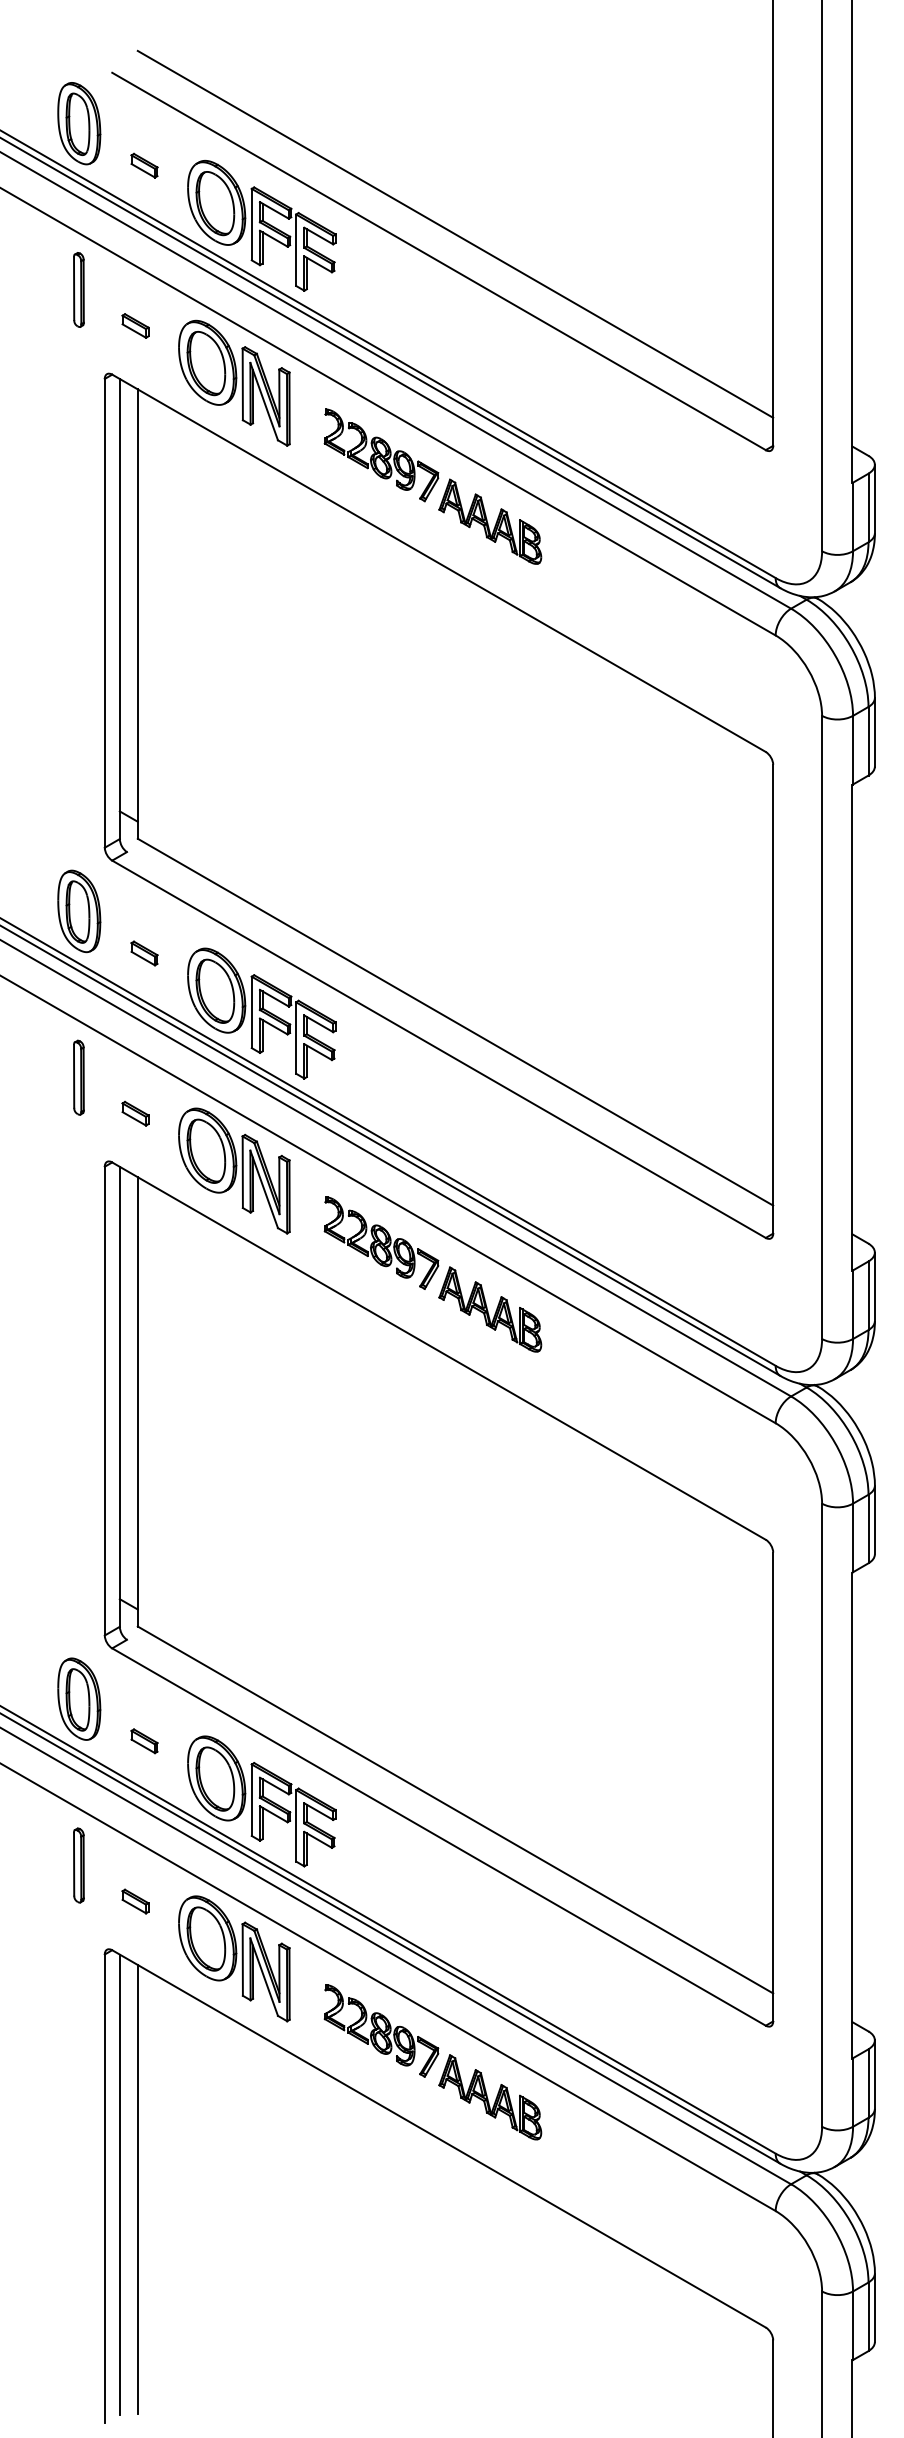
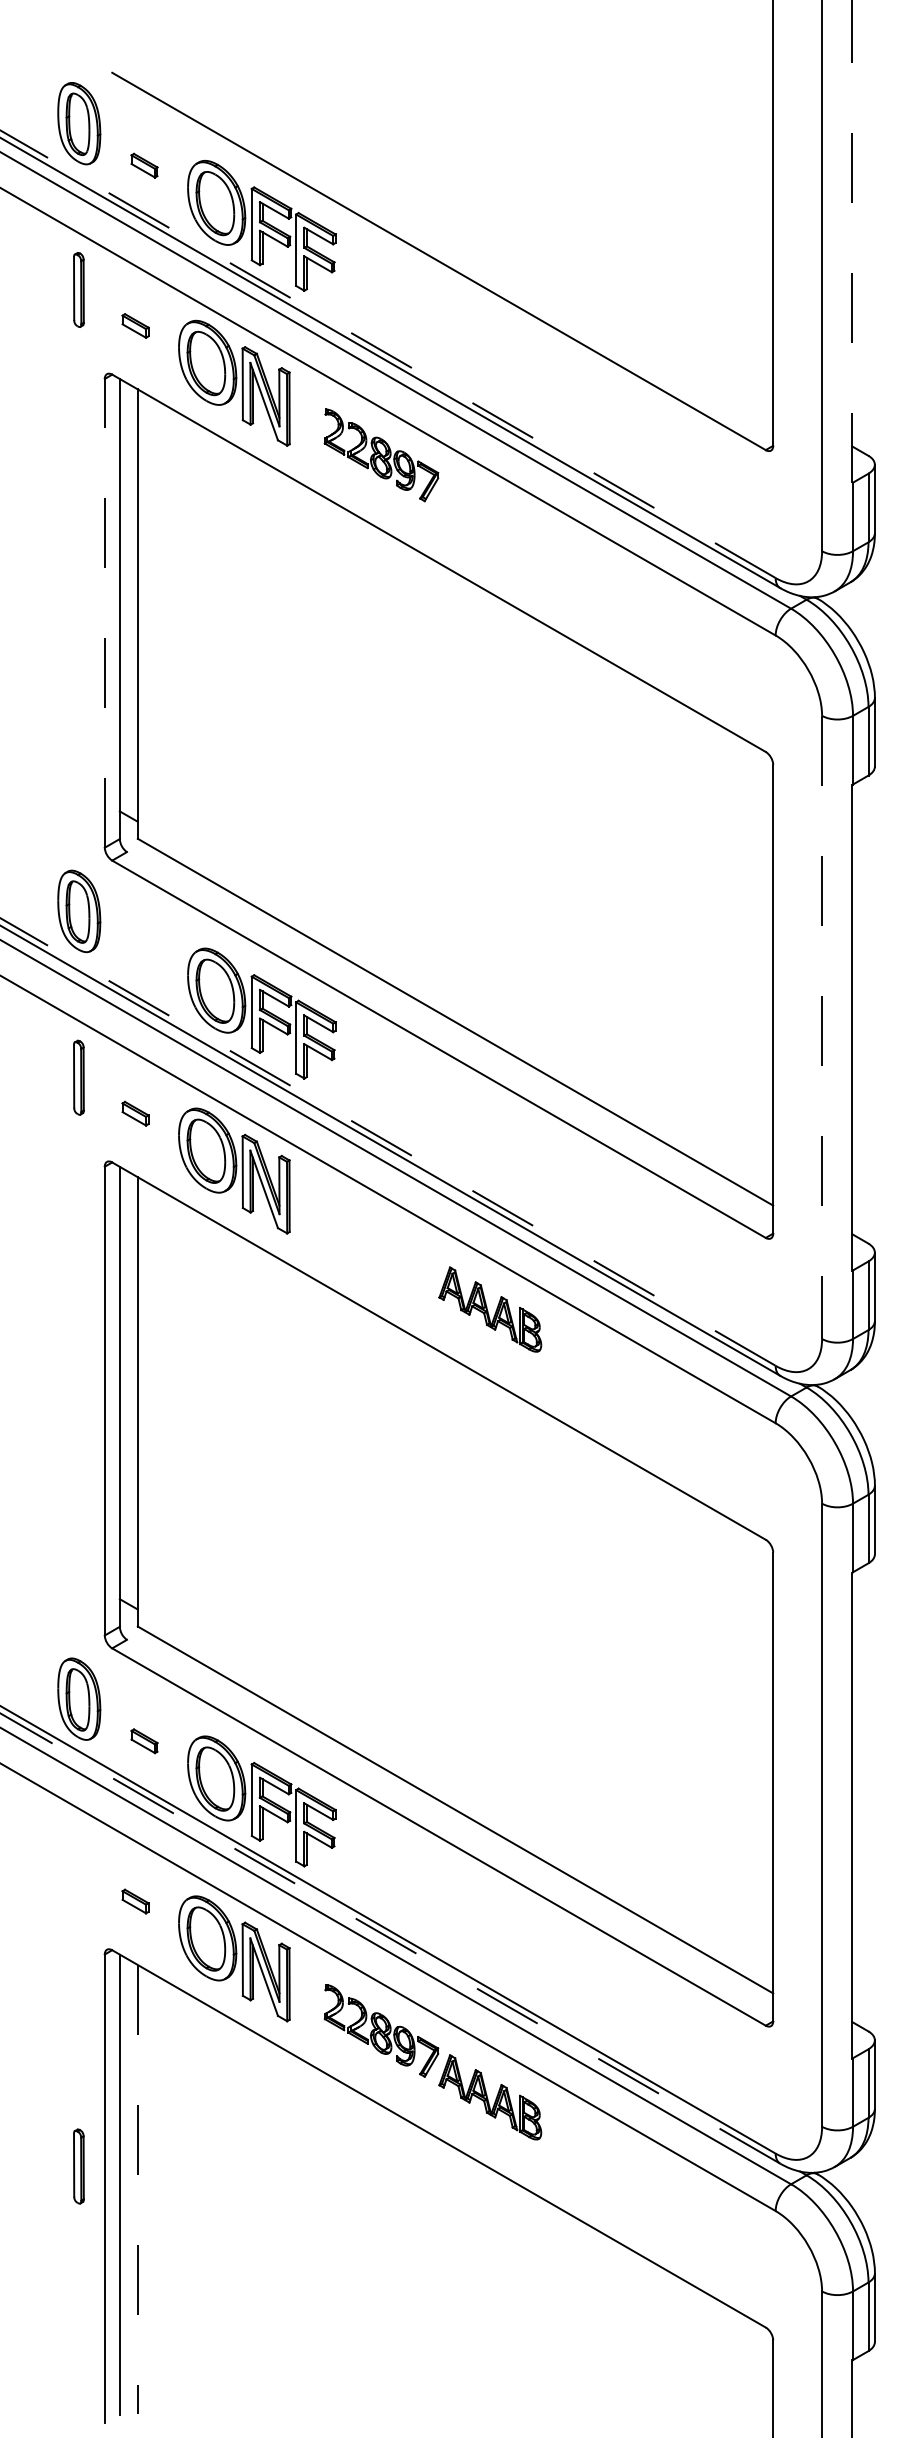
line: present -> none (455, 233)
line: solid -> dashed (852, 241)
line: solid -> dashed (388, 354)
part: present -> none (490, 521)
line: solid -> dashed (104, 612)
part: present -> none (144, 953)
line: solid -> dashed (822, 1027)
line: solid -> dashed (388, 1142)
part: present -> none (381, 1242)
part position: (78, 1865) -> (78, 2166) (78, 2166)
line: solid -> dashed (389, 1938)
line: solid -> dashed (137, 2189)
